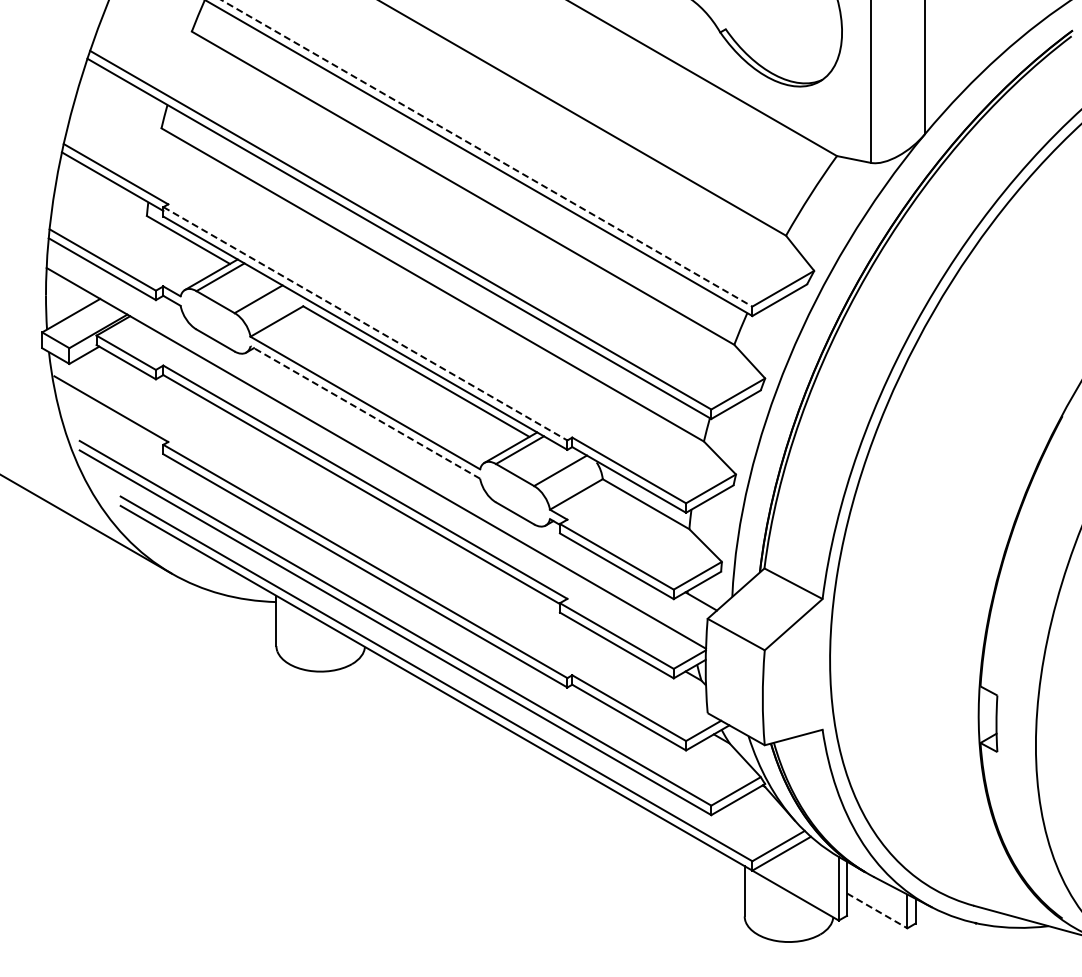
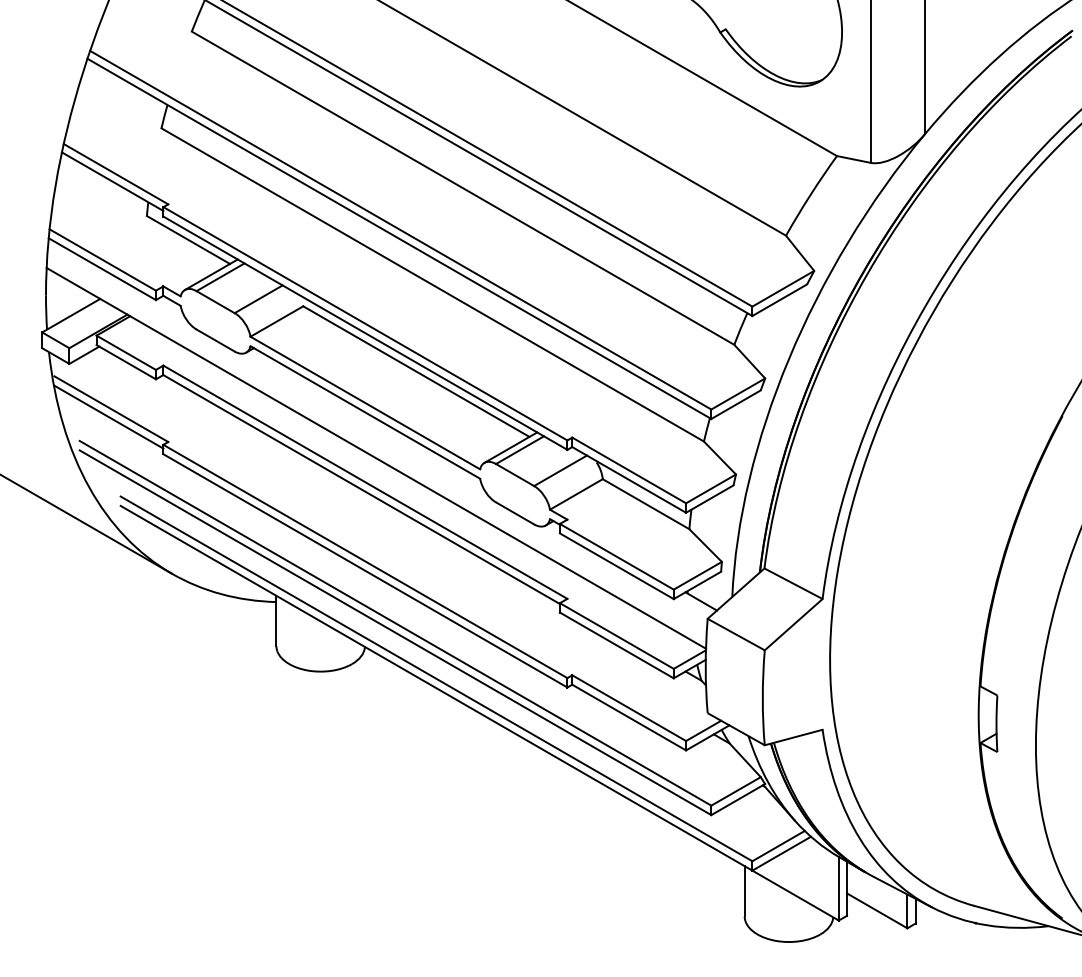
line: dashed -> solid (487, 153)
line: dashed -> solid (365, 324)
line: dashed -> solid (365, 412)
line: none -> present (108, 416)
line: dashed -> solid (877, 910)
